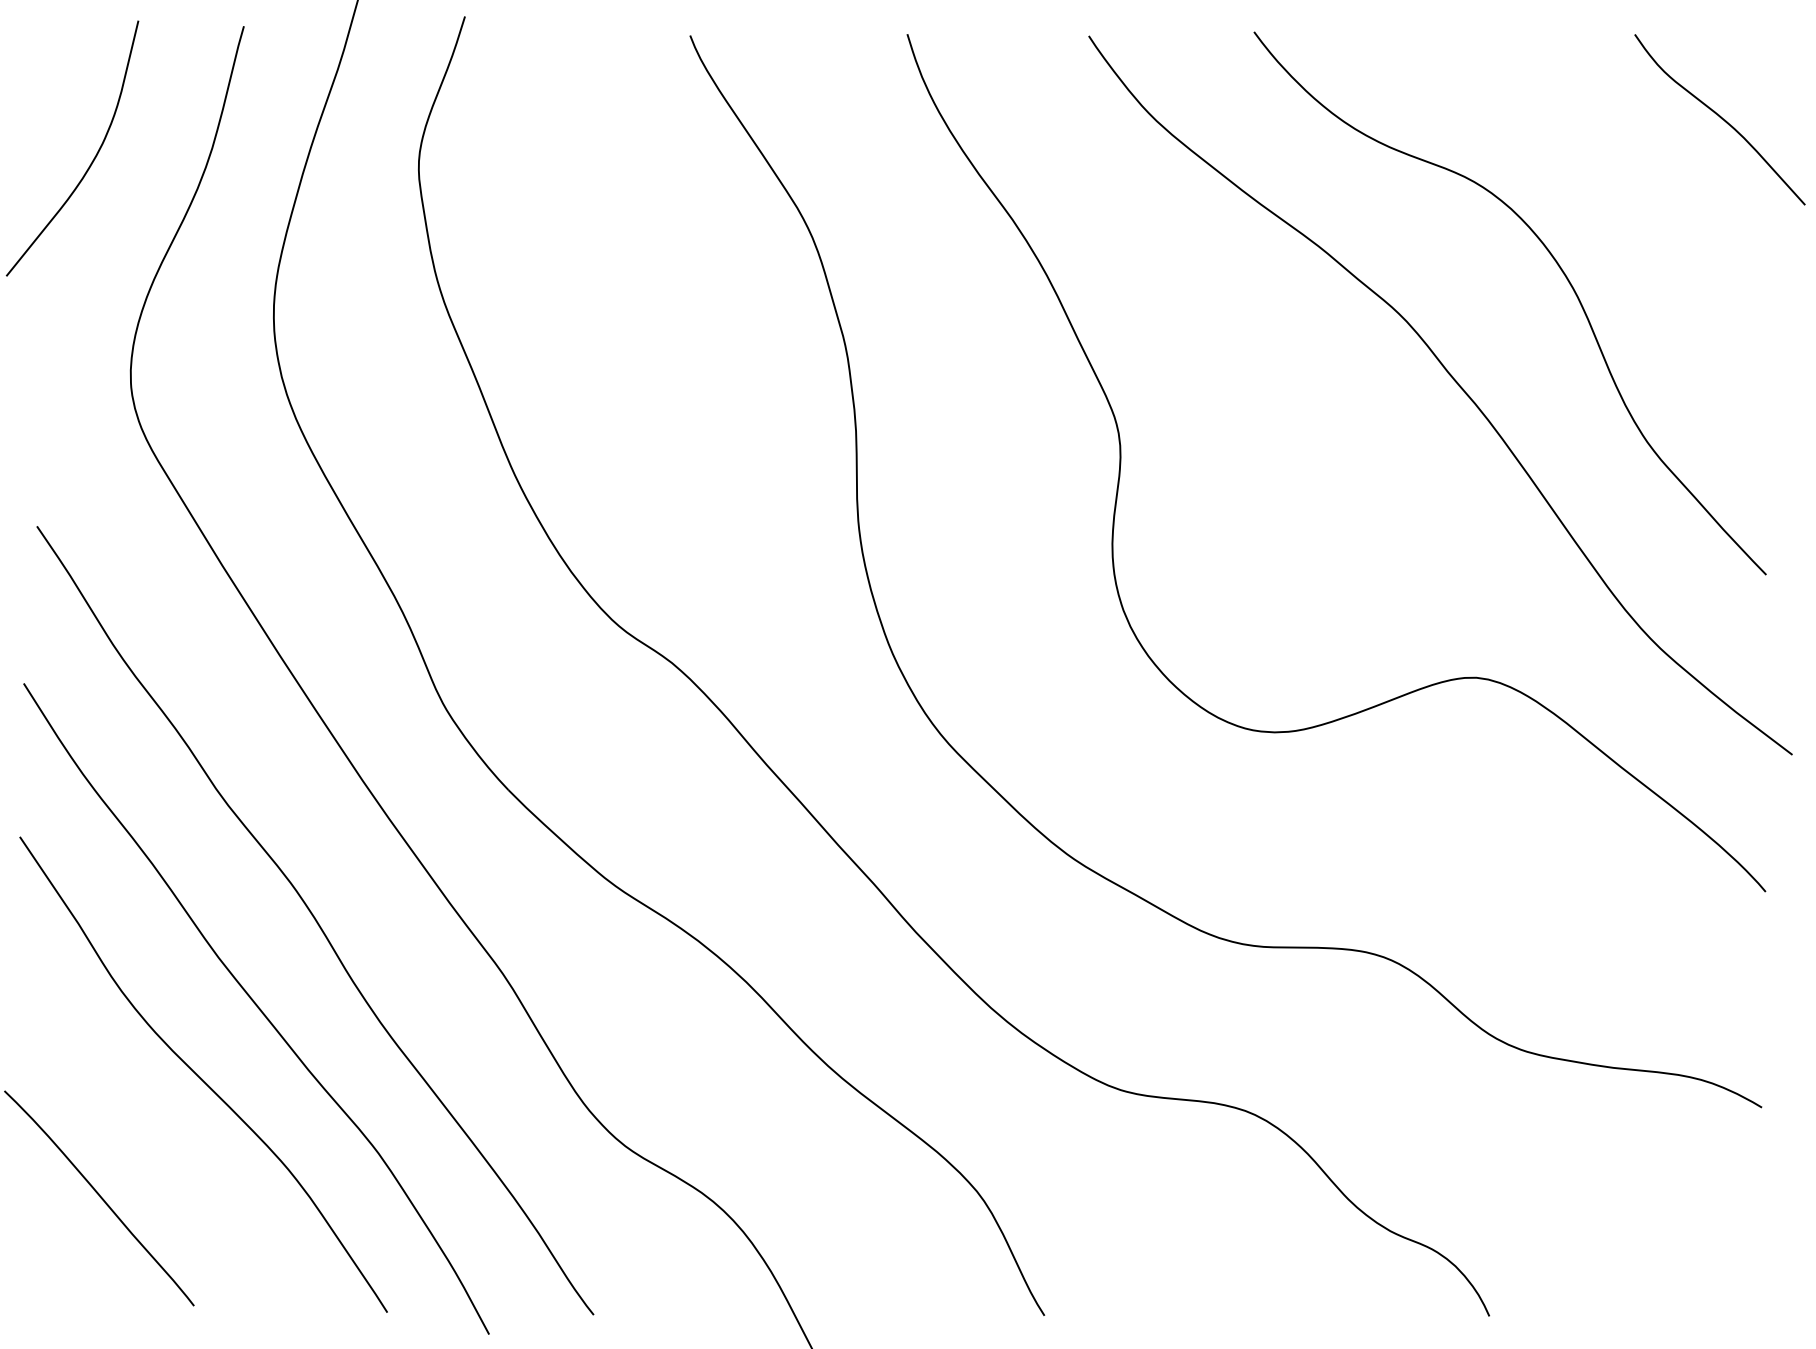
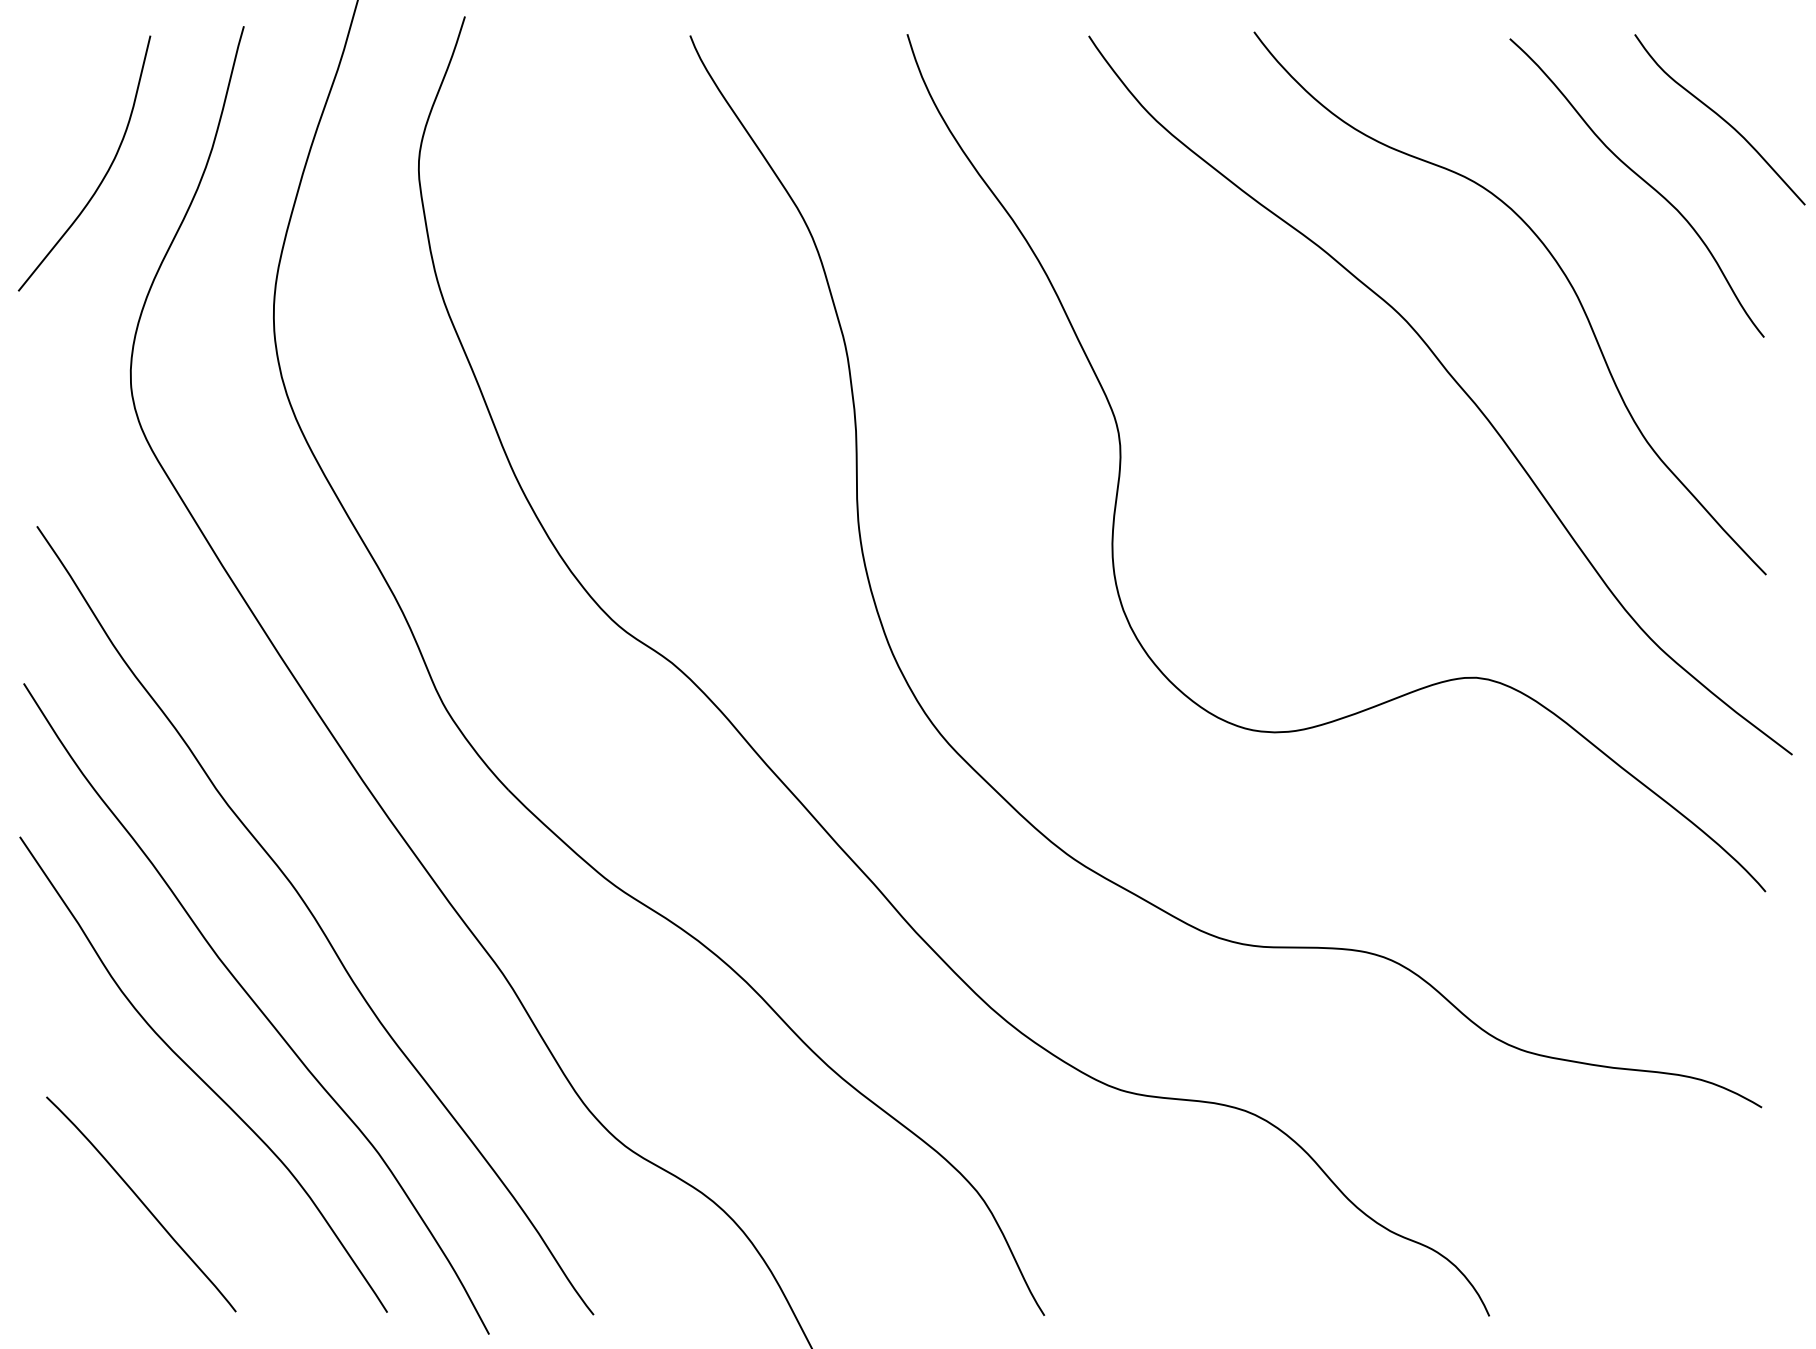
curve position: (91, 161) -> (103, 176) (103, 176)
curve: none -> present (1642, 180)
curve position: (100, 1198) -> (142, 1204) (142, 1204)
